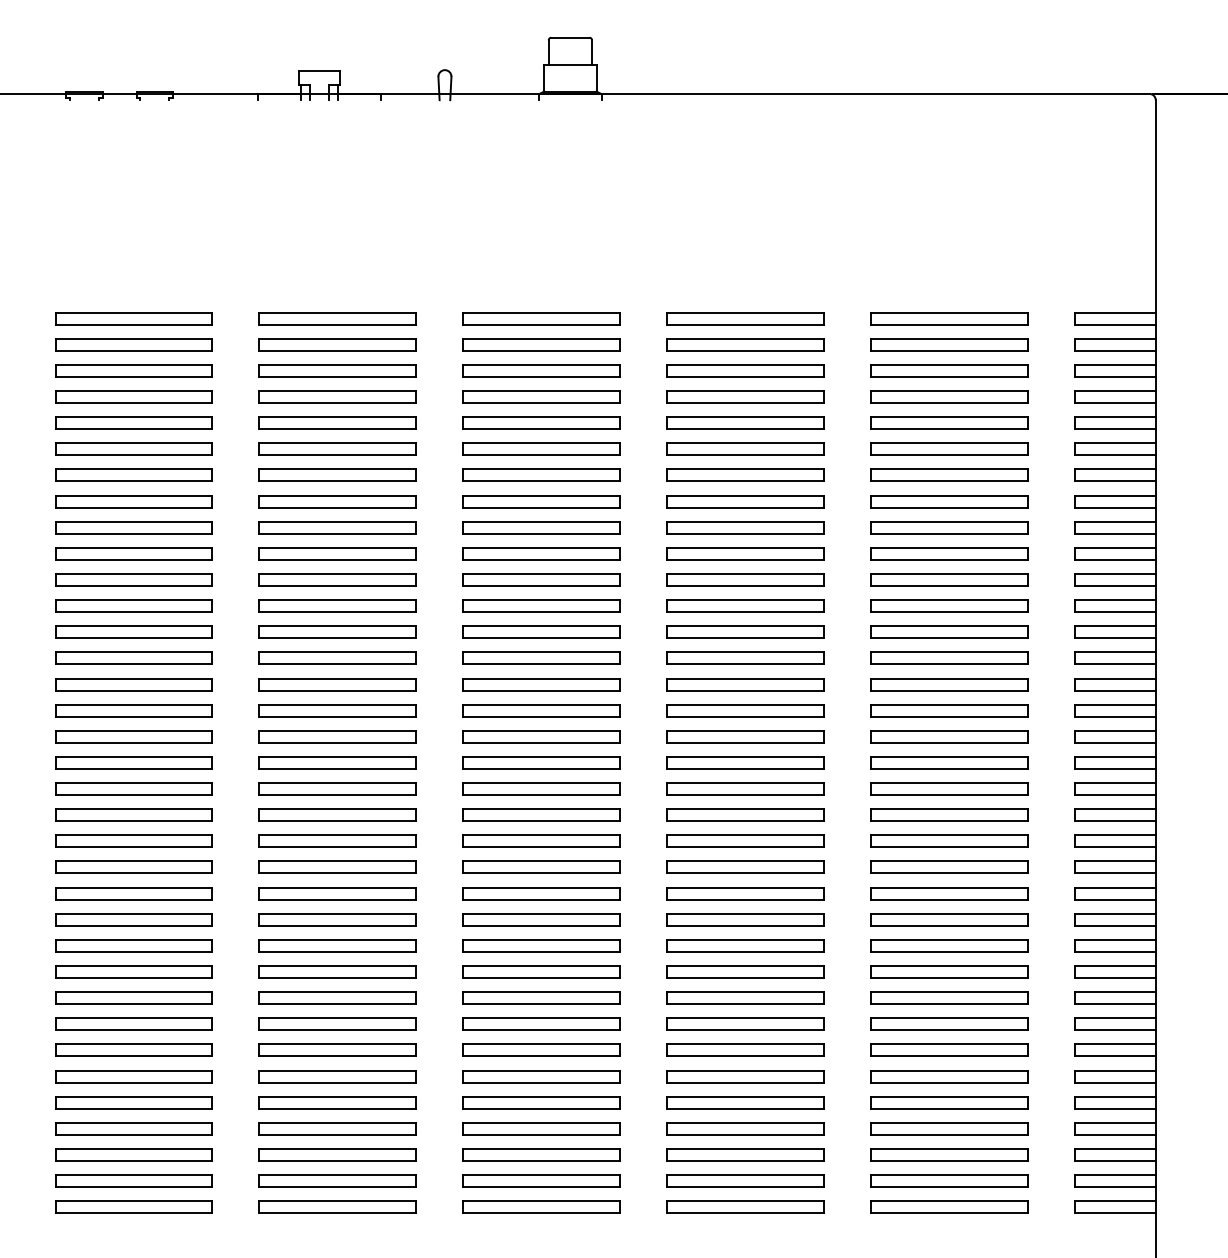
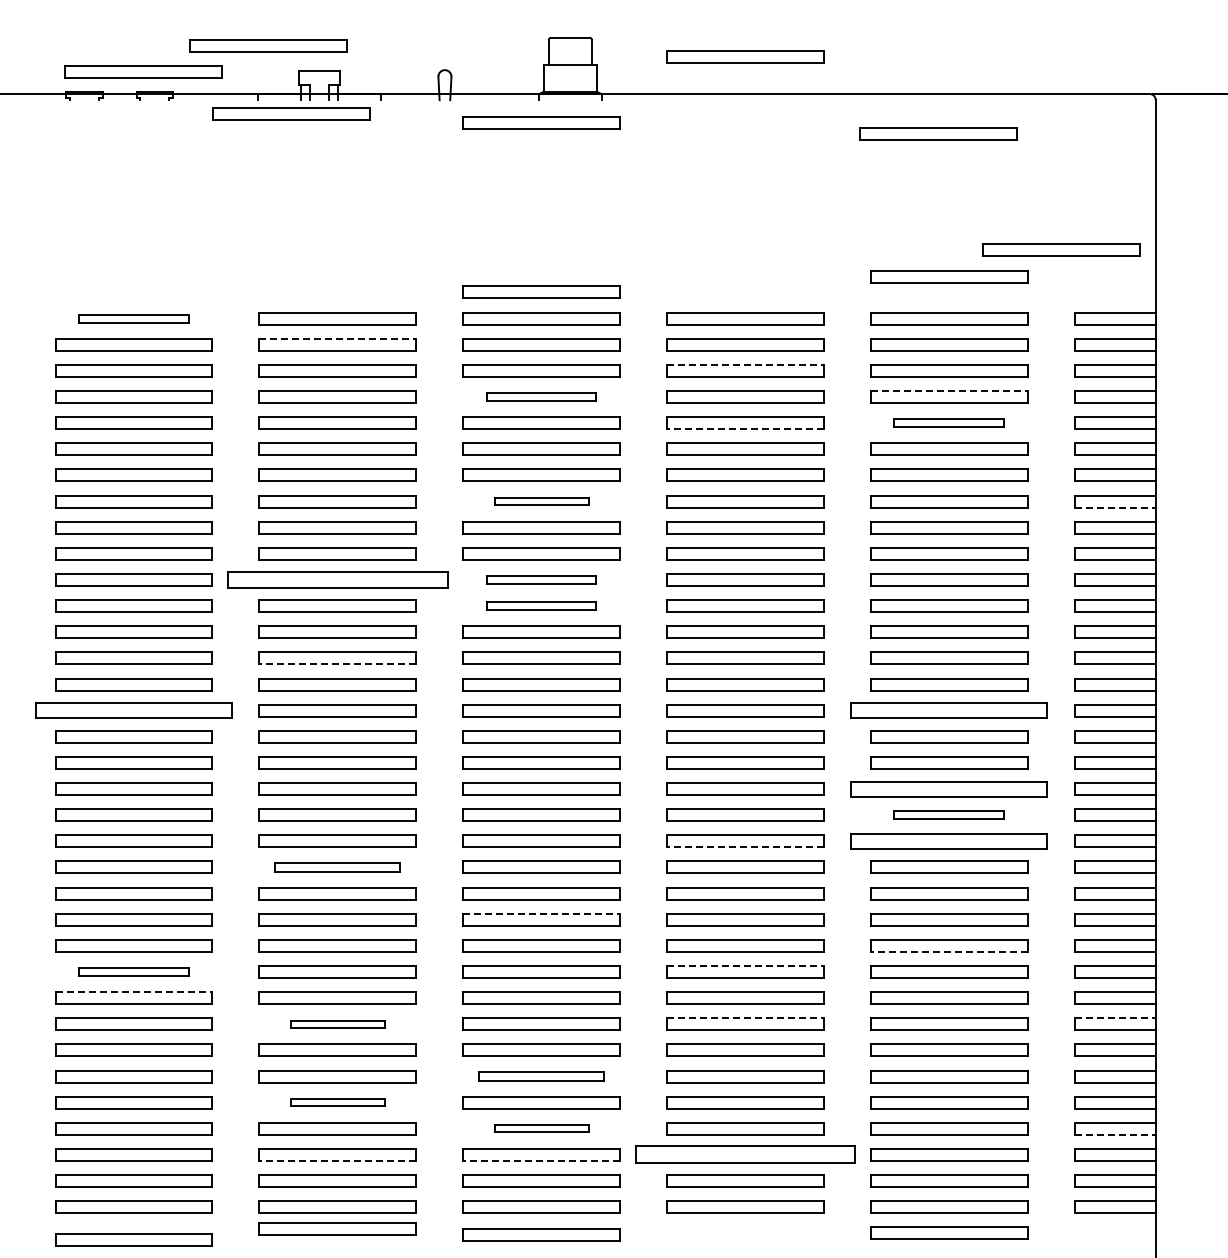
part: none -> present (268, 45)
part: none -> present (745, 56)
part: none -> present (143, 71)
part: none -> present (291, 113)
part: none -> present (541, 122)
part: none -> present (938, 133)
part: none -> present (1061, 249)
part: none -> present (949, 276)
part: none -> present (541, 291)
part size: 158x14 px -> 112x10 px (133, 318)
line: solid -> dashed (338, 338)
line: solid -> dashed (745, 364)
line: solid -> dashed (949, 391)
part size: 159x14 px -> 111x10 px (541, 396)
part size: 159x14 px -> 112x10 px (948, 422)
line: solid -> dashed (744, 429)
part size: 159x14 px -> 96x9 px (541, 501)
line: solid -> dashed (1115, 507)
part size: 159x14 px -> 222x18 px (337, 579)
part size: 159x14 px -> 111x10 px (541, 579)
part size: 159x14 px -> 111x10 px (541, 605)
line: solid -> dashed (337, 664)
part size: 158x14 px -> 198x17 px (133, 710)
part size: 159x14 px -> 198x17 px (948, 710)
part size: 159x14 px -> 198x17 px (948, 789)
part size: 159x14 px -> 112x10 px (948, 814)
part size: 159x14 px -> 198x17 px (948, 841)
line: solid -> dashed (744, 847)
part size: 159x14 px -> 127x11 px (337, 867)
line: solid -> dashed (542, 913)
line: solid -> dashed (948, 951)
line: solid -> dashed (745, 965)
part size: 158x14 px -> 112x10 px (133, 971)
line: solid -> dashed (134, 992)
line: solid -> dashed (745, 1018)
line: solid -> dashed (1115, 1018)
part size: 159x14 px -> 96x9 px (337, 1024)
part size: 159x14 px -> 127x11 px (541, 1076)
part size: 159x14 px -> 96x9 px (337, 1102)
part size: 159x14 px -> 96x9 px (541, 1128)
line: solid -> dashed (1115, 1134)
part size: 159x14 px -> 221x19 px (745, 1154)
line: solid -> dashed (337, 1160)
line: solid -> dashed (541, 1160)
part: none -> present (337, 1228)
part: none -> present (949, 1232)
part: none -> present (541, 1234)
part: none -> present (133, 1239)
